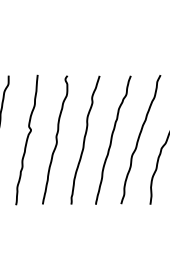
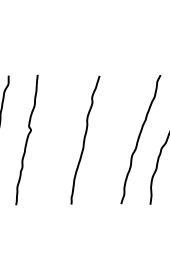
curve: present -> none (55, 139)
curve: present -> none (112, 139)
